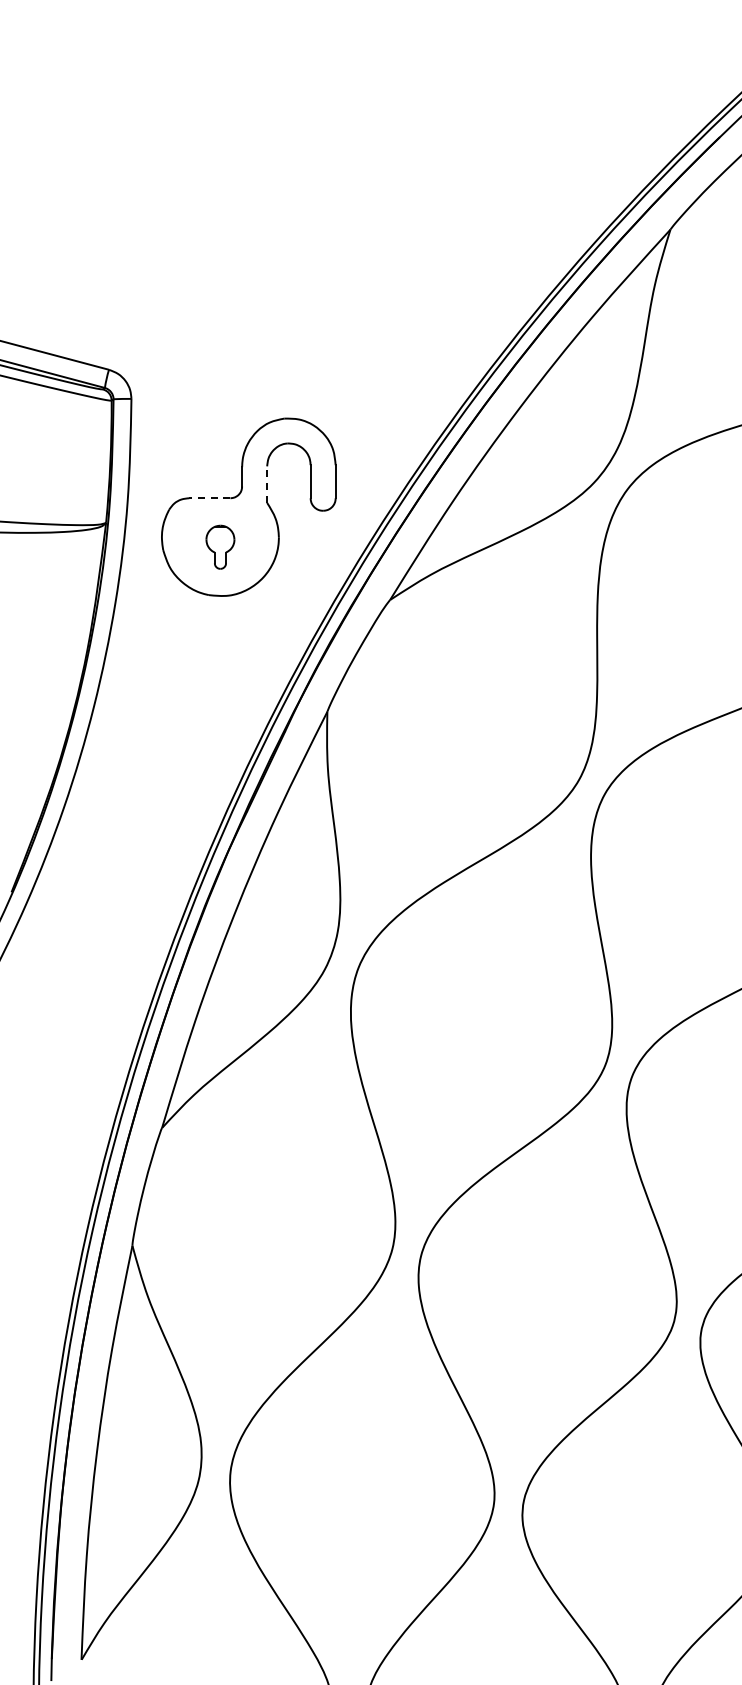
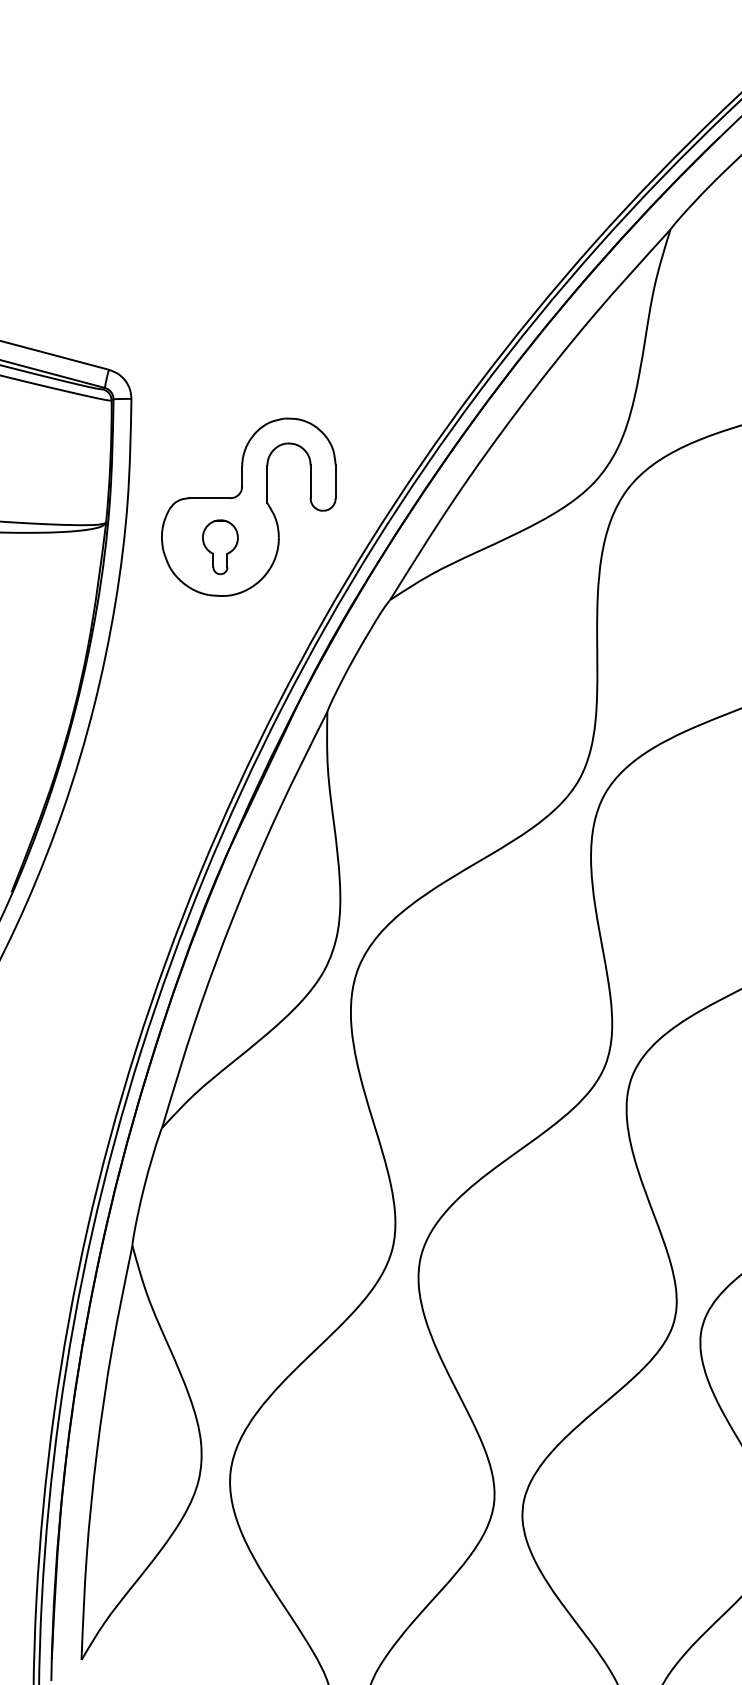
line: dashed -> solid (267, 484)
line: dashed -> solid (209, 498)
part size: 31x46 px -> 37x57 px (220, 547)
